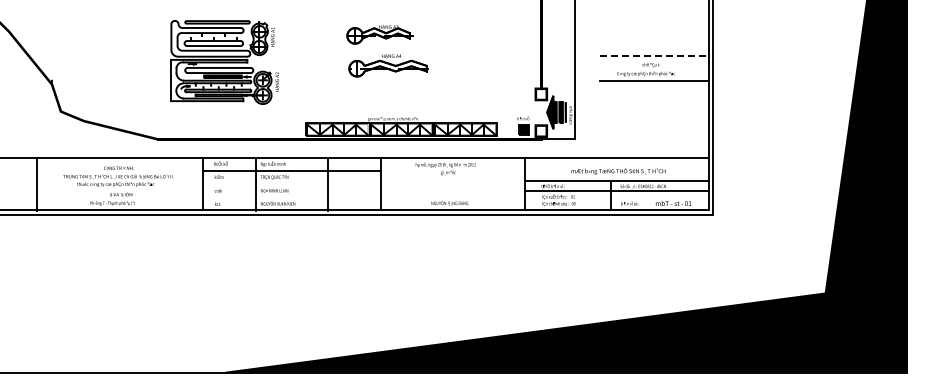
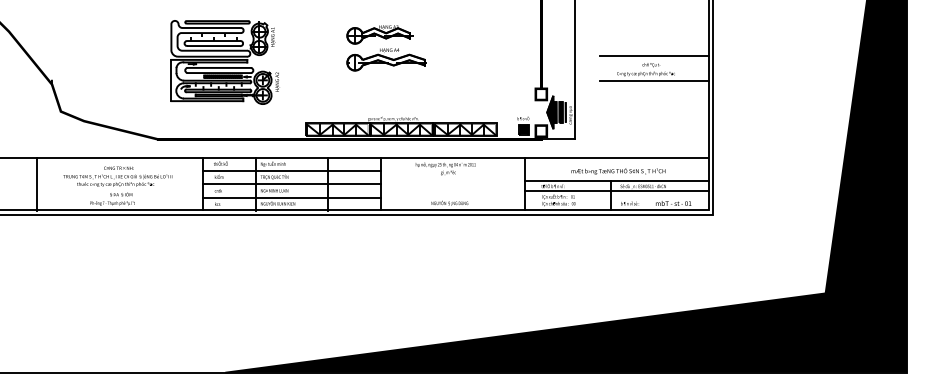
line: dashed -> solid (654, 55)
part position: (388, 65) -> (386, 59) (386, 59)
line: none -> present (292, 184)
line: none -> present (292, 197)
